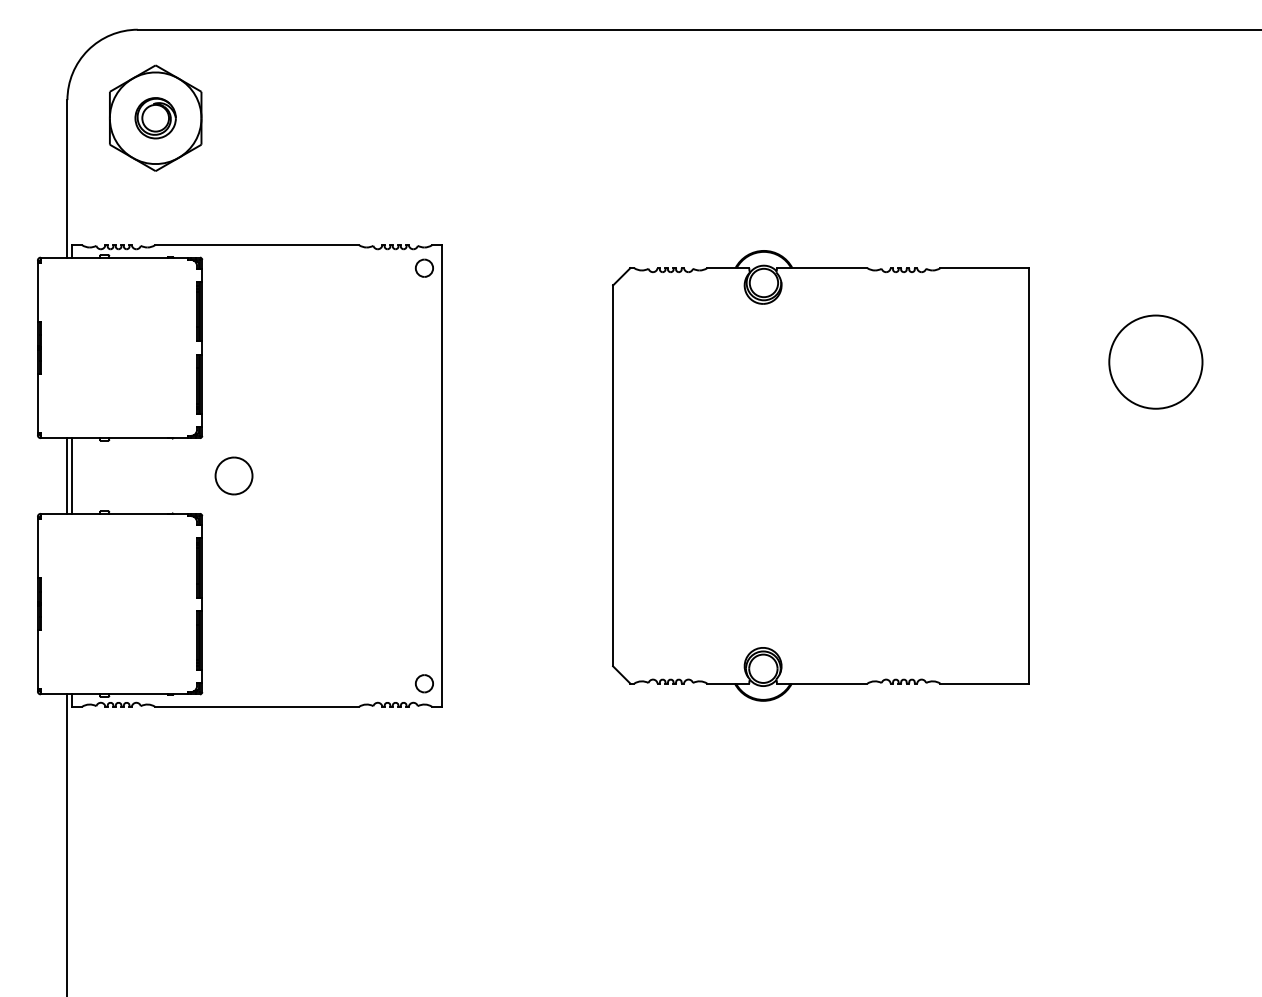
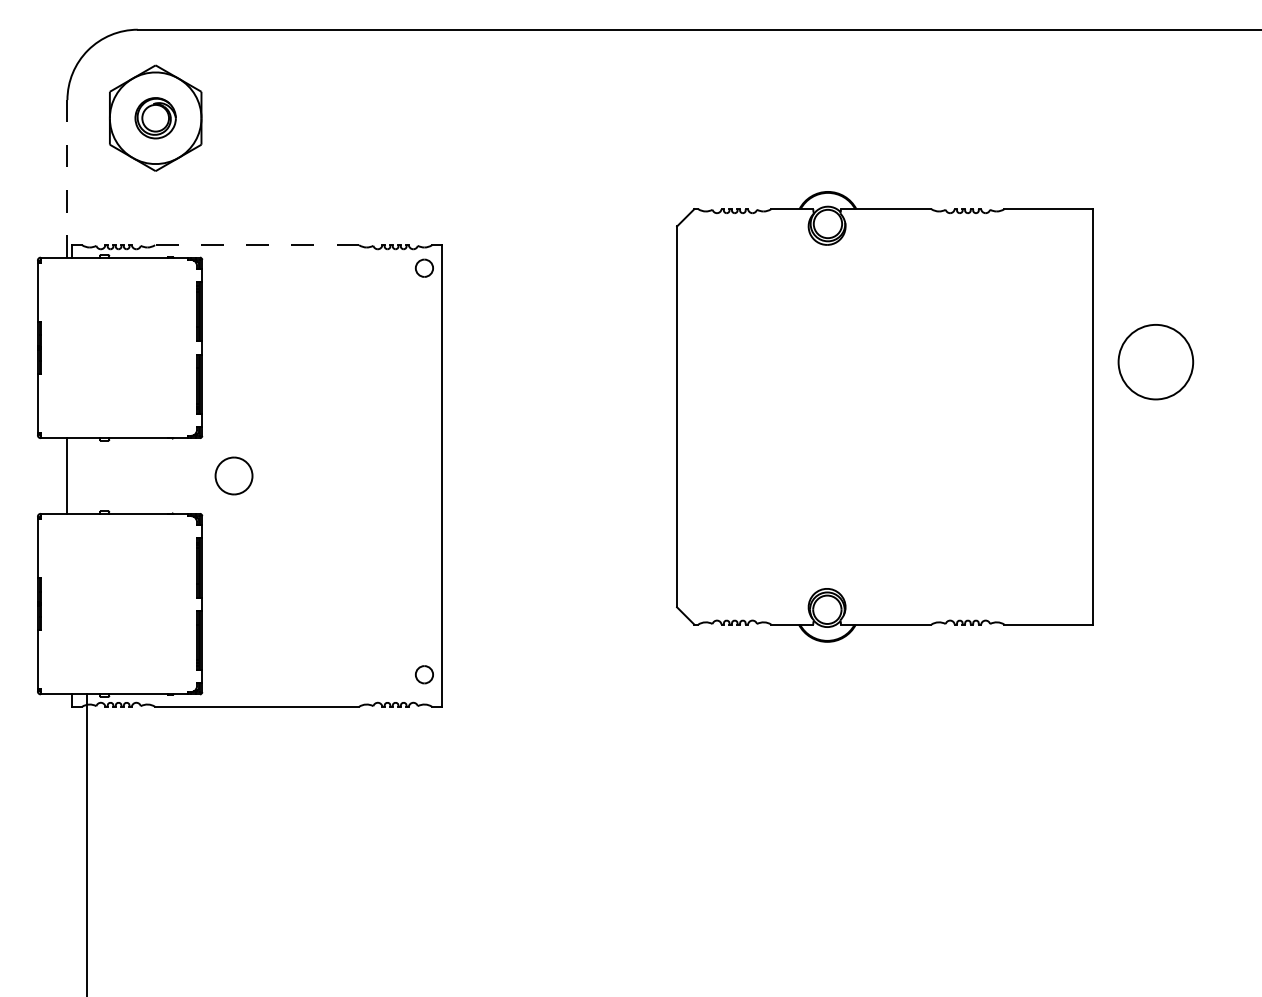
line: solid -> dashed (67, 178)
line: solid -> dashed (257, 245)
circle diameter: 93 px -> 75 px (1155, 361)
line: present -> none (72, 475)
part position: (820, 475) -> (884, 416) (884, 416)
part position: (424, 683) -> (424, 674) (424, 674)
line position: (67, 843) -> (87, 843) (87, 843)
